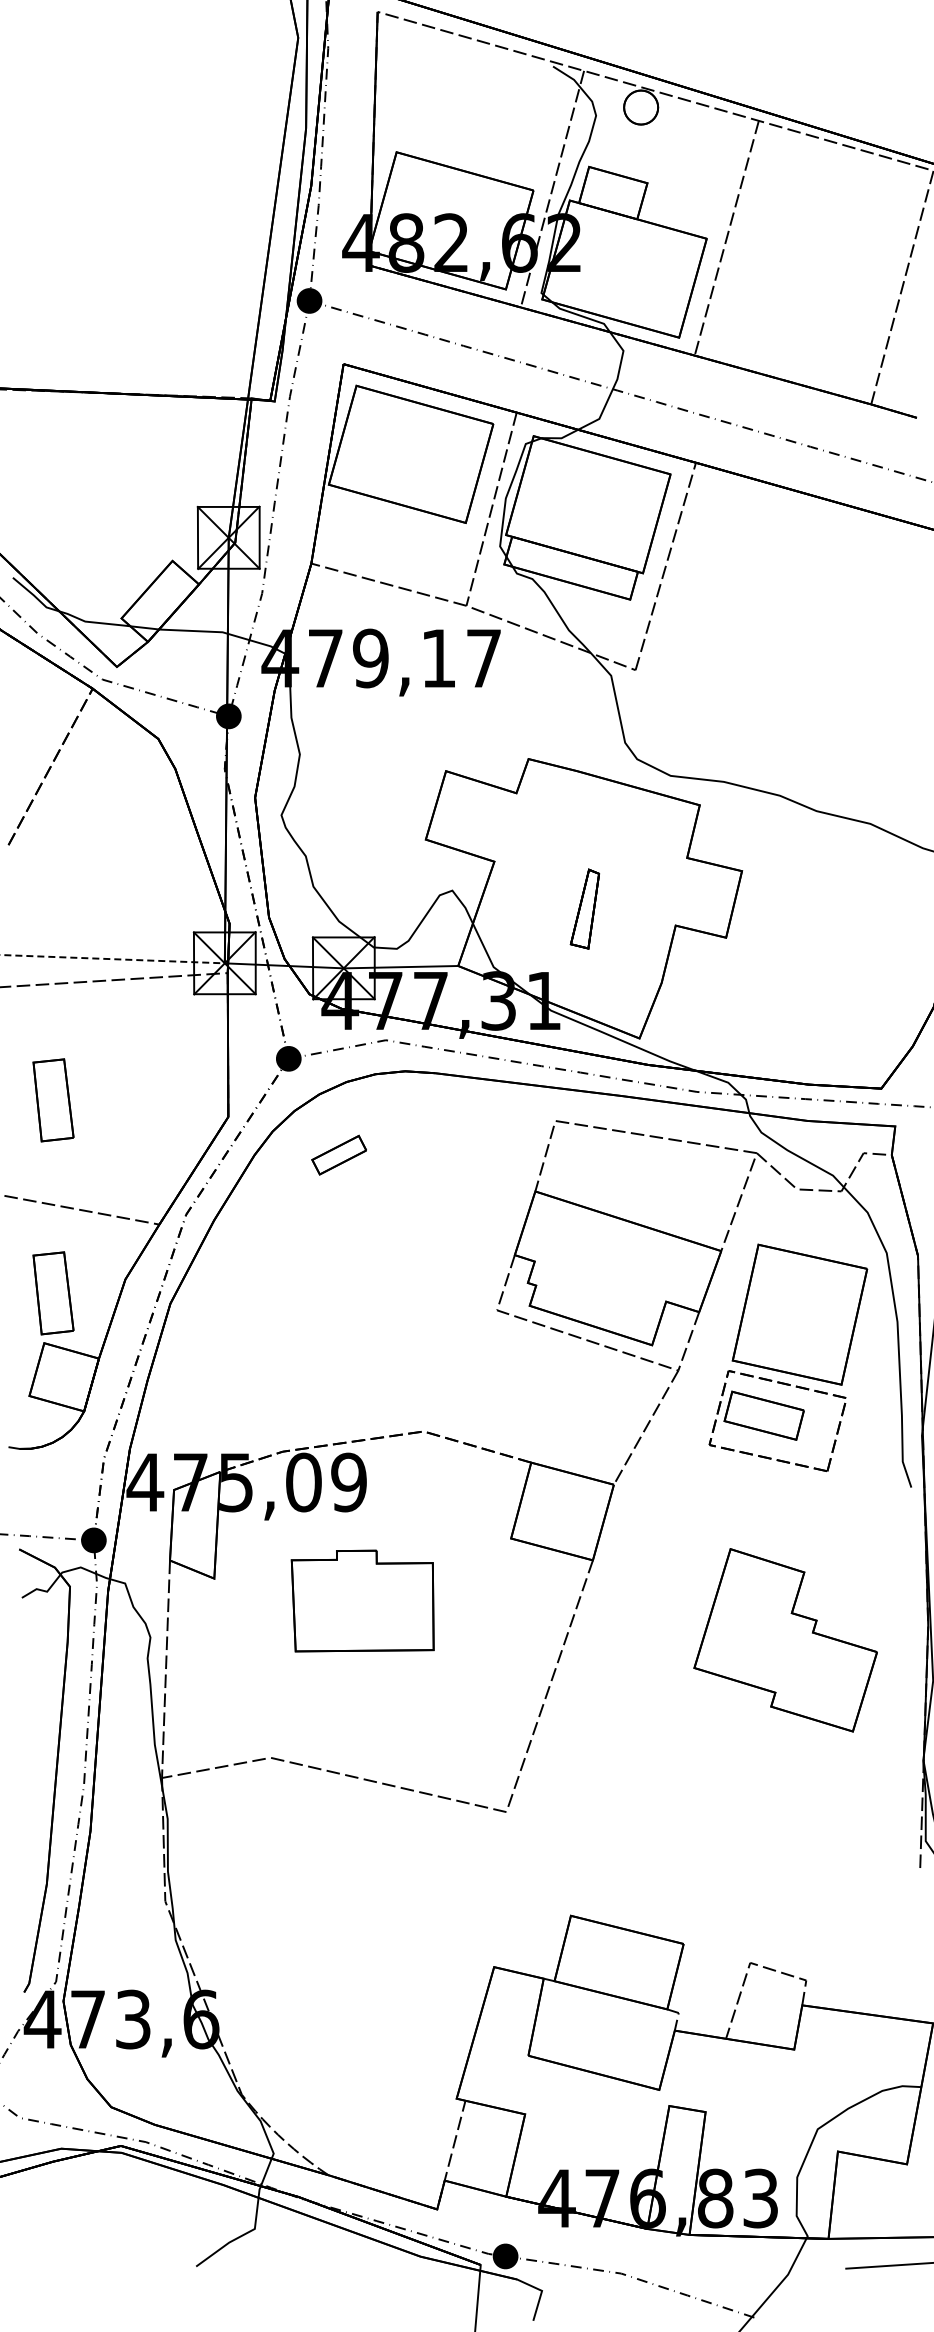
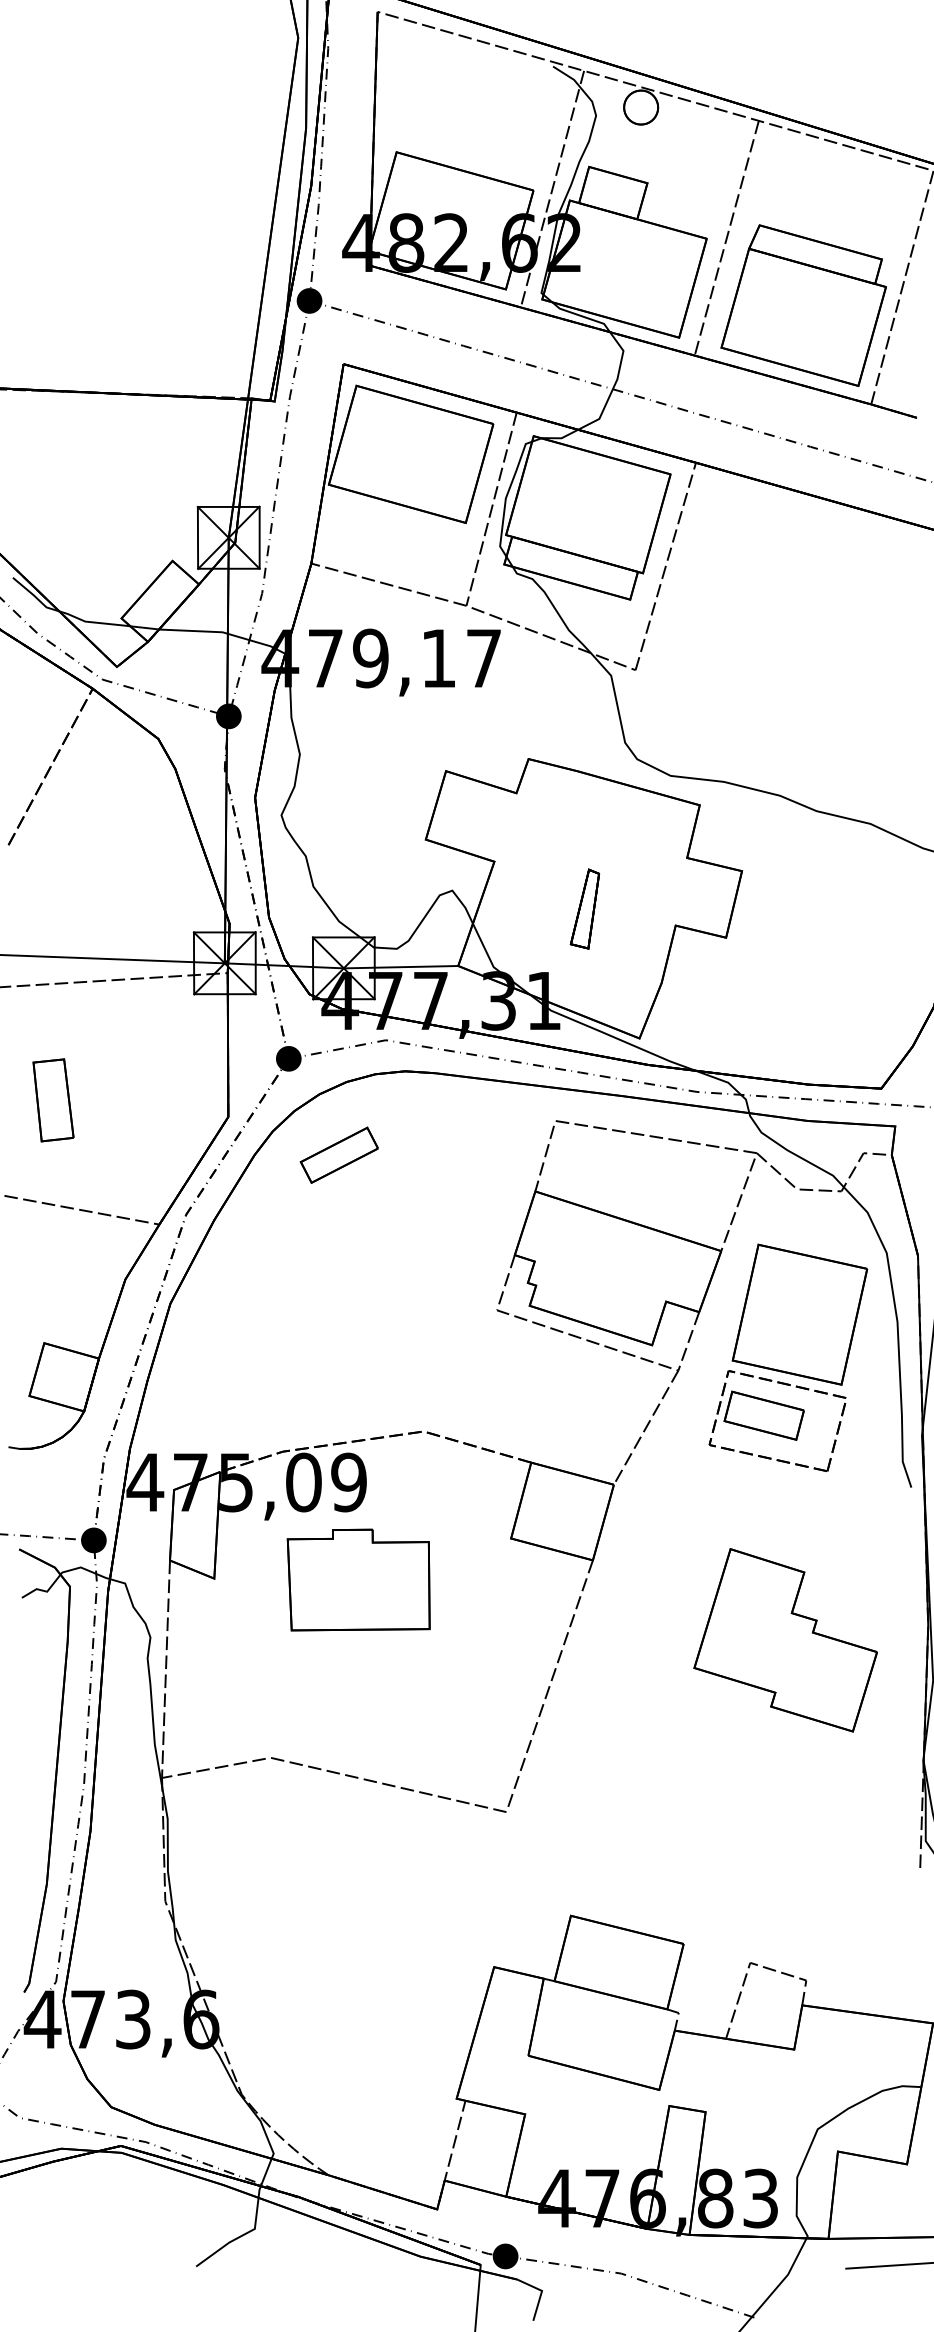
part: none -> present (803, 305)
line: dashed -> solid (113, 959)
part size: 56x42 px -> 80x58 px (338, 1154)
part: present -> none (53, 1293)
part position: (362, 1600) -> (358, 1579) (358, 1579)
